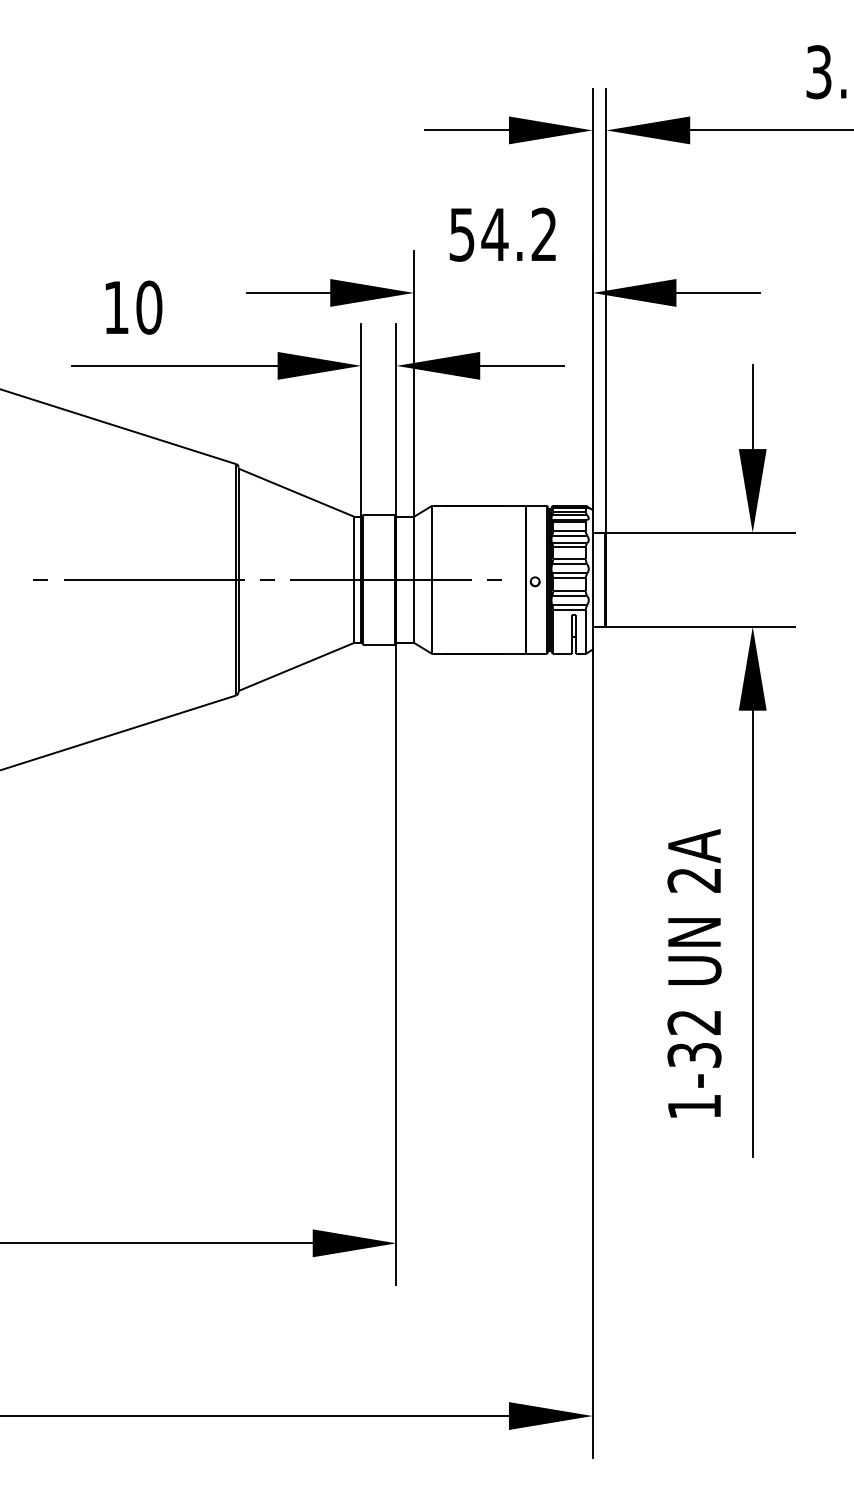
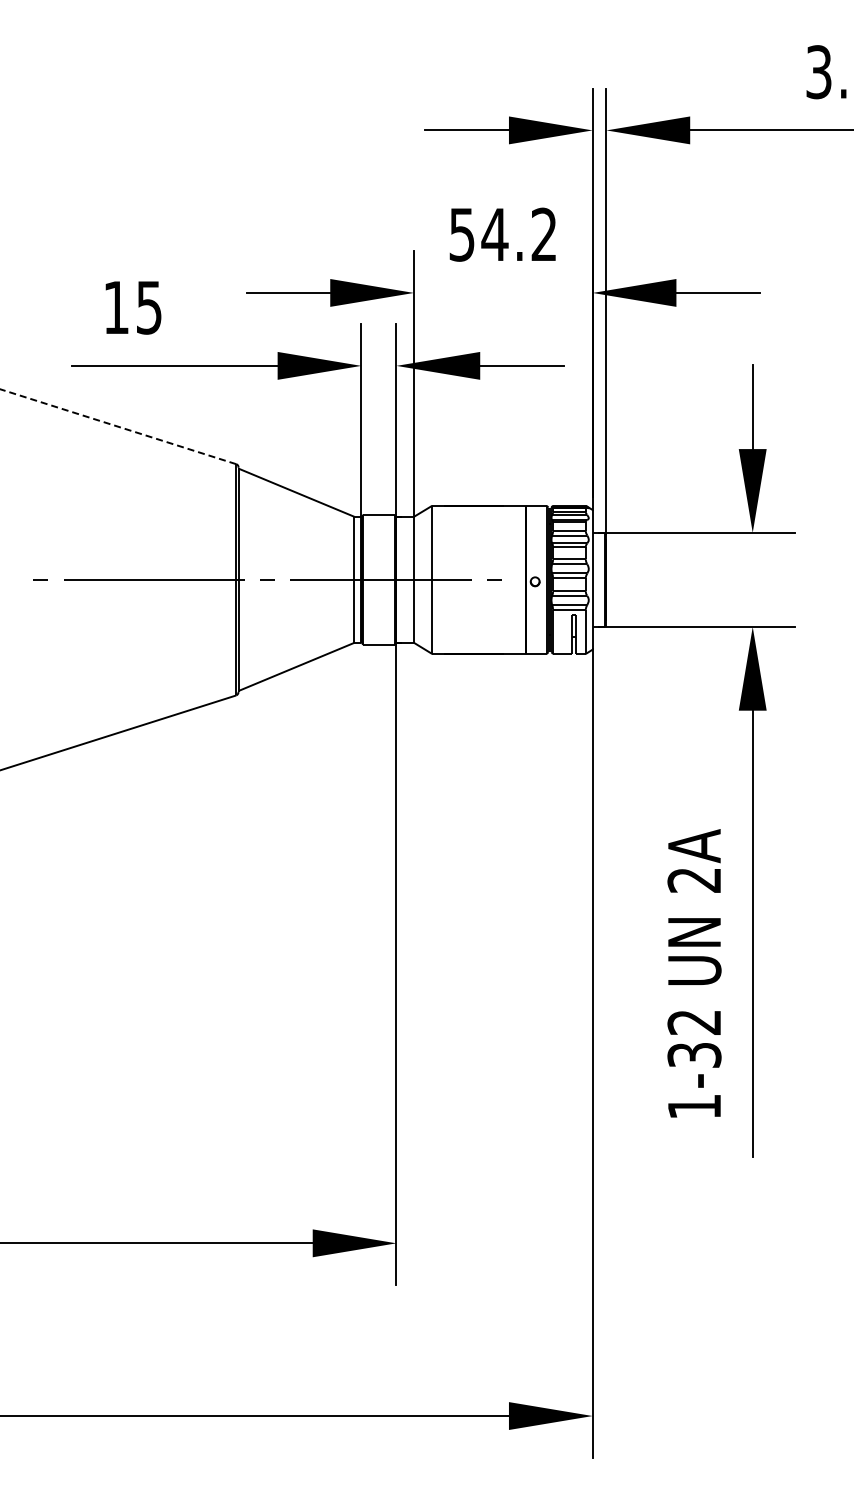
text: 10 -> 15 (149, 307)
line: solid -> dashed (118, 426)
